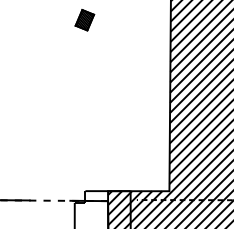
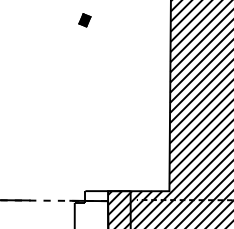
part size: 22x23 px -> 14x15 px (84, 20)
